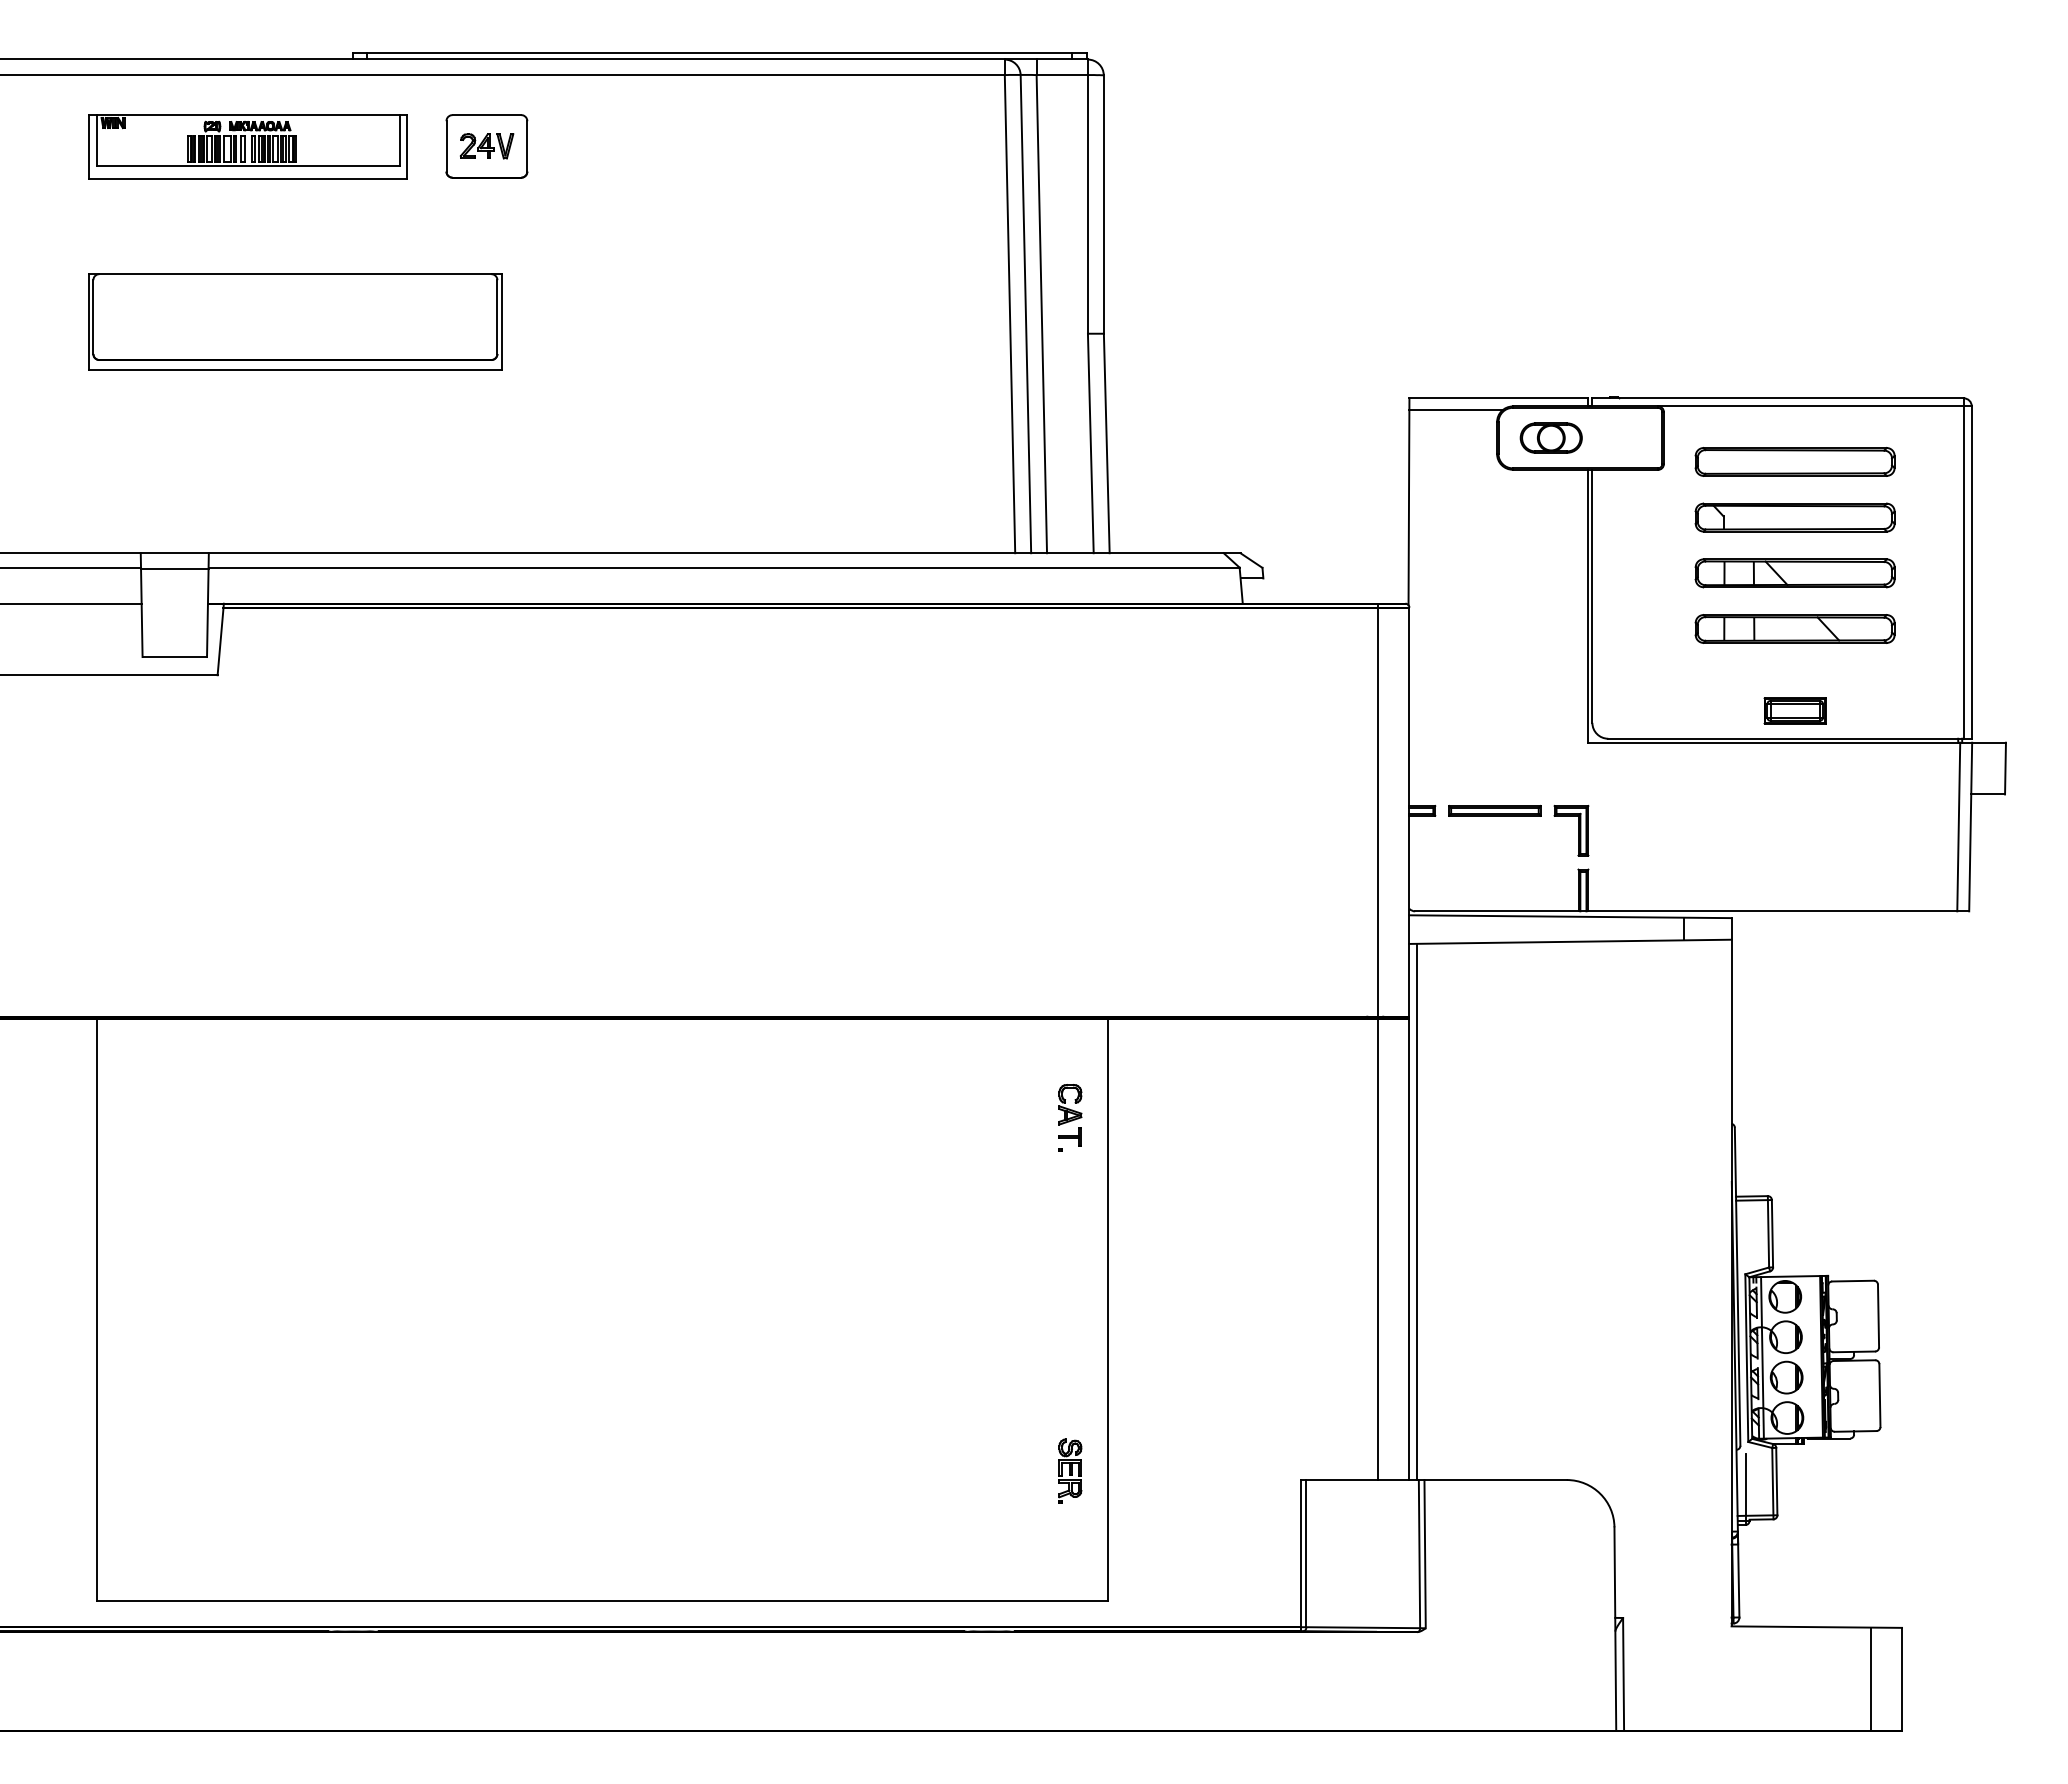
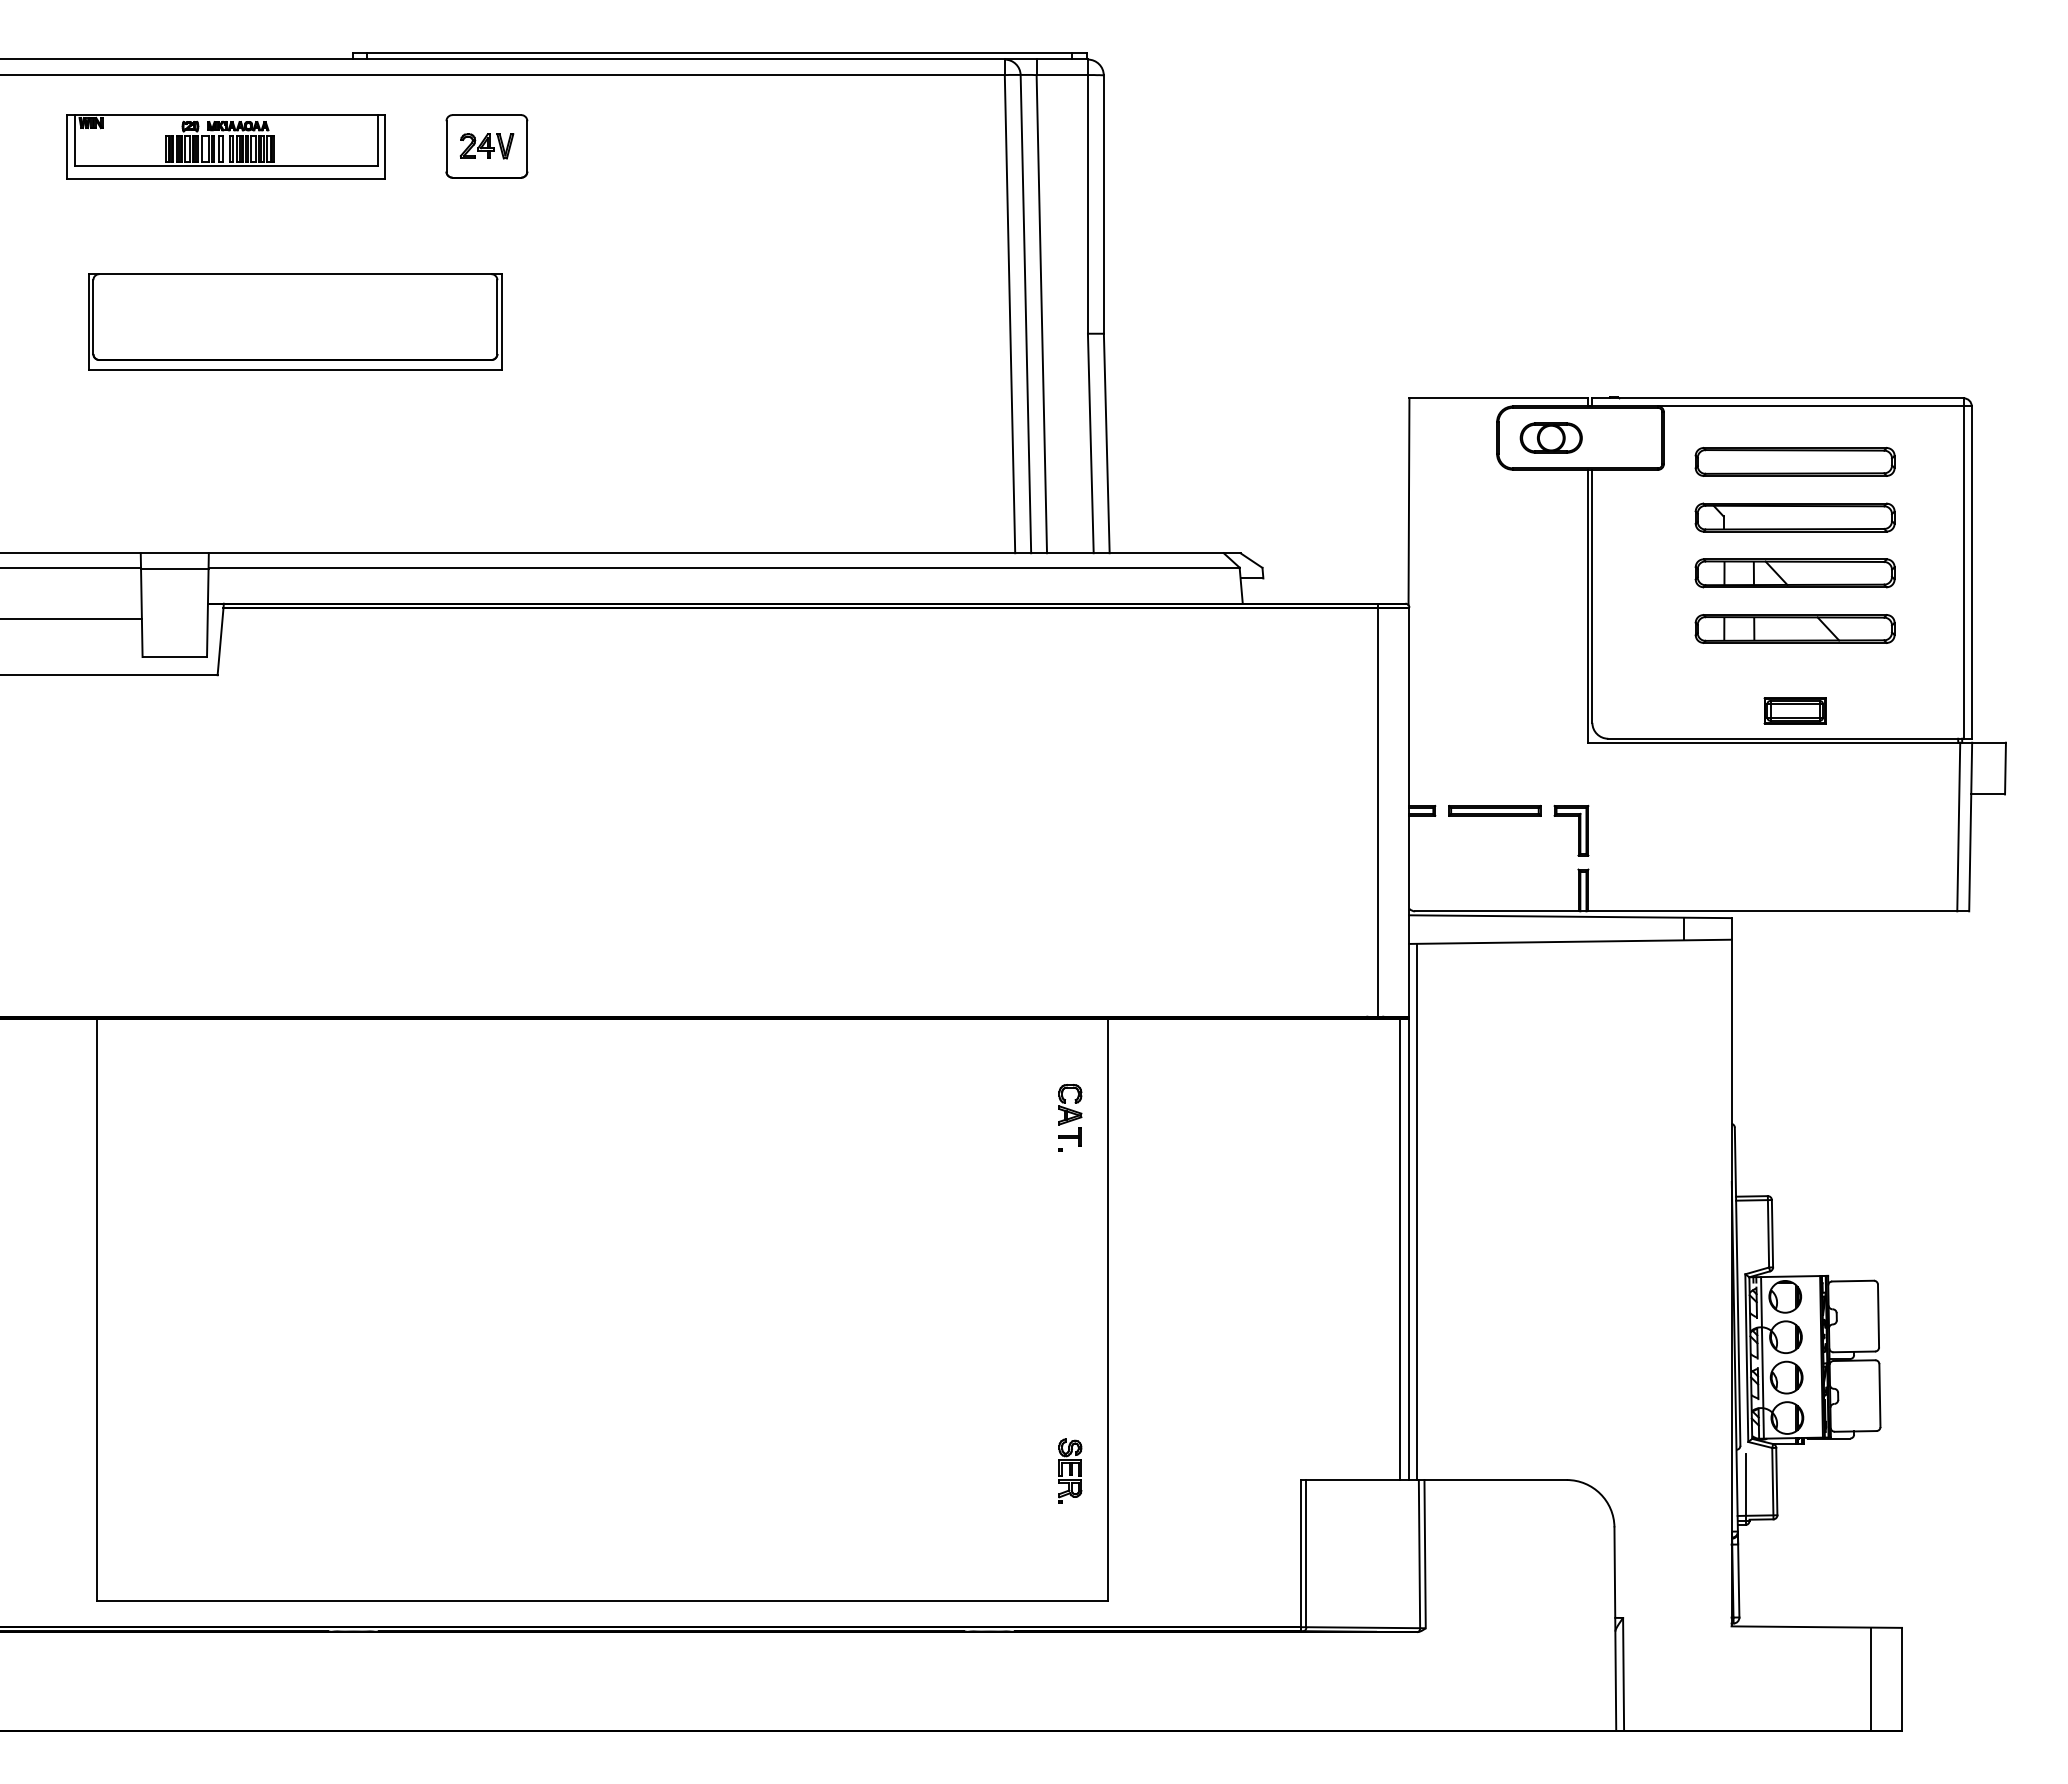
part position: (247, 146) -> (225, 146) (225, 146)
line: present -> none (1455, 410)
line position: (71, 603) -> (71, 618) (71, 618)
line position: (1377, 1249) -> (1399, 1249) (1399, 1249)
